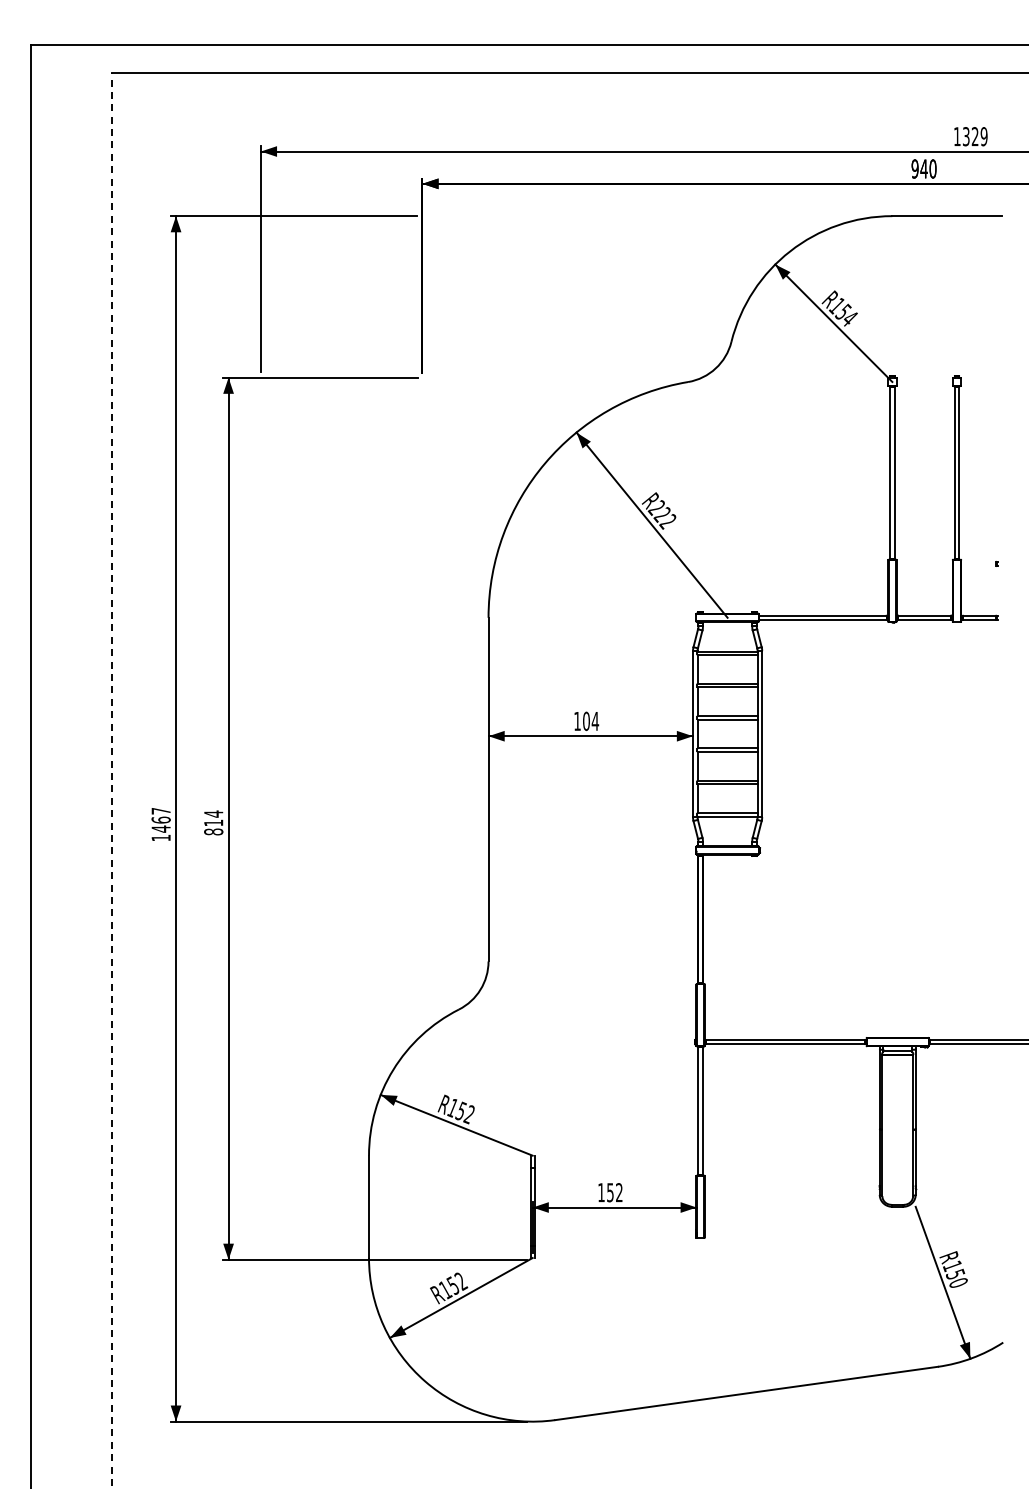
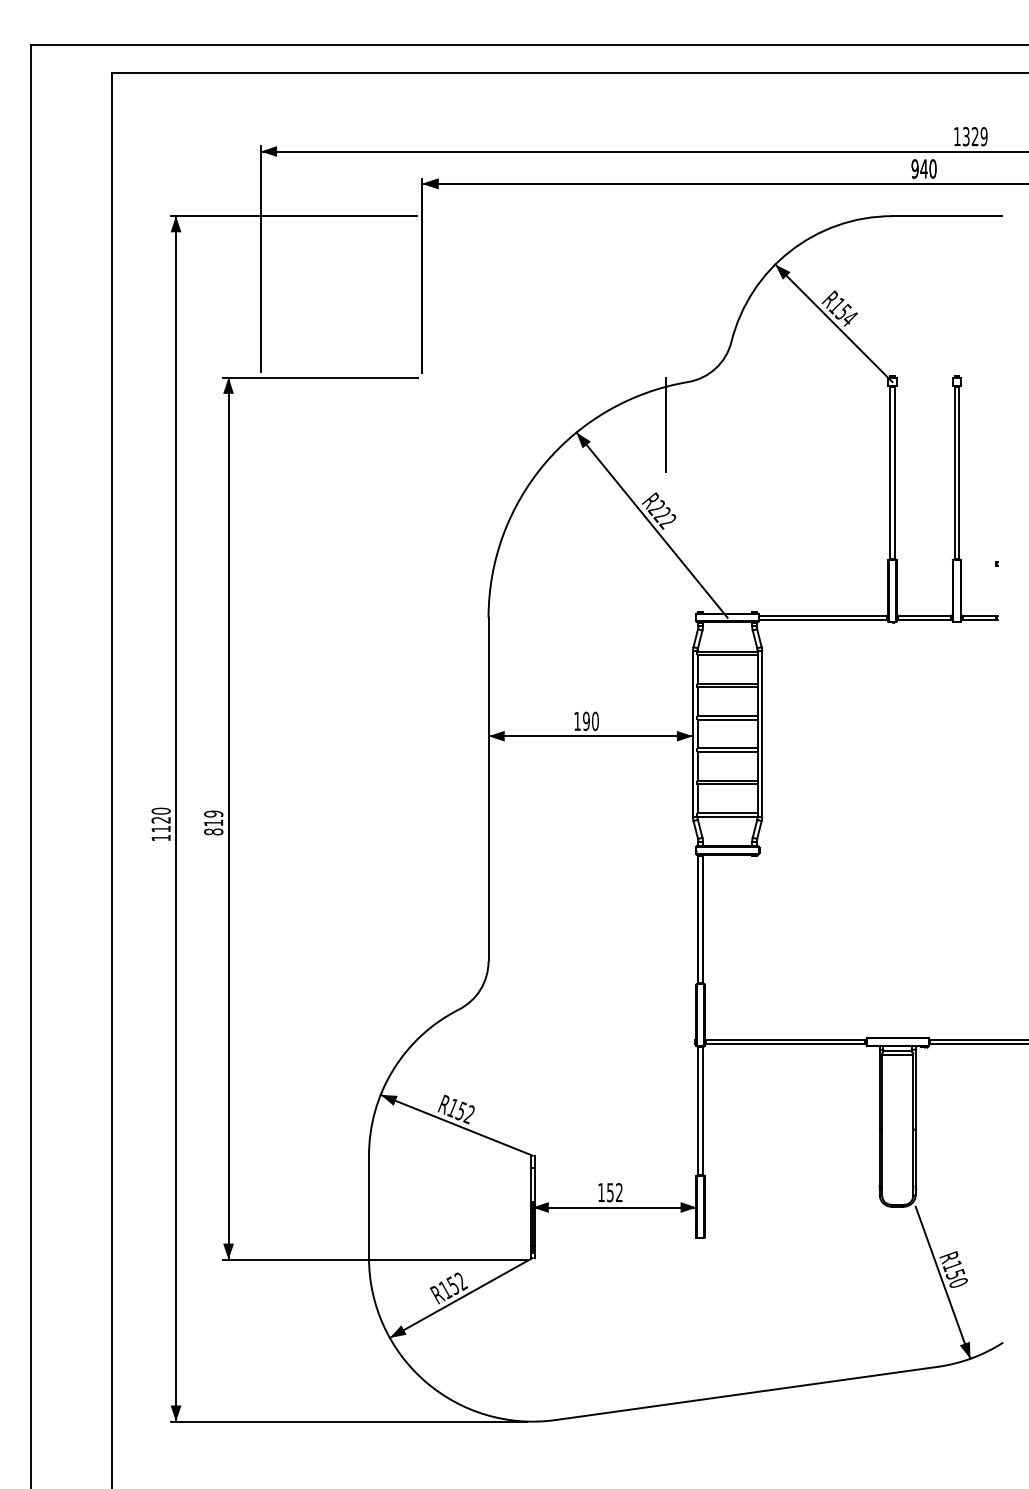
line: none -> present (665, 424)
text: 104 -> 190 (591, 721)
line: dashed -> solid (111, 780)
text: 814 -> 819 (213, 813)
text: 1467 -> 1120 (160, 819)
